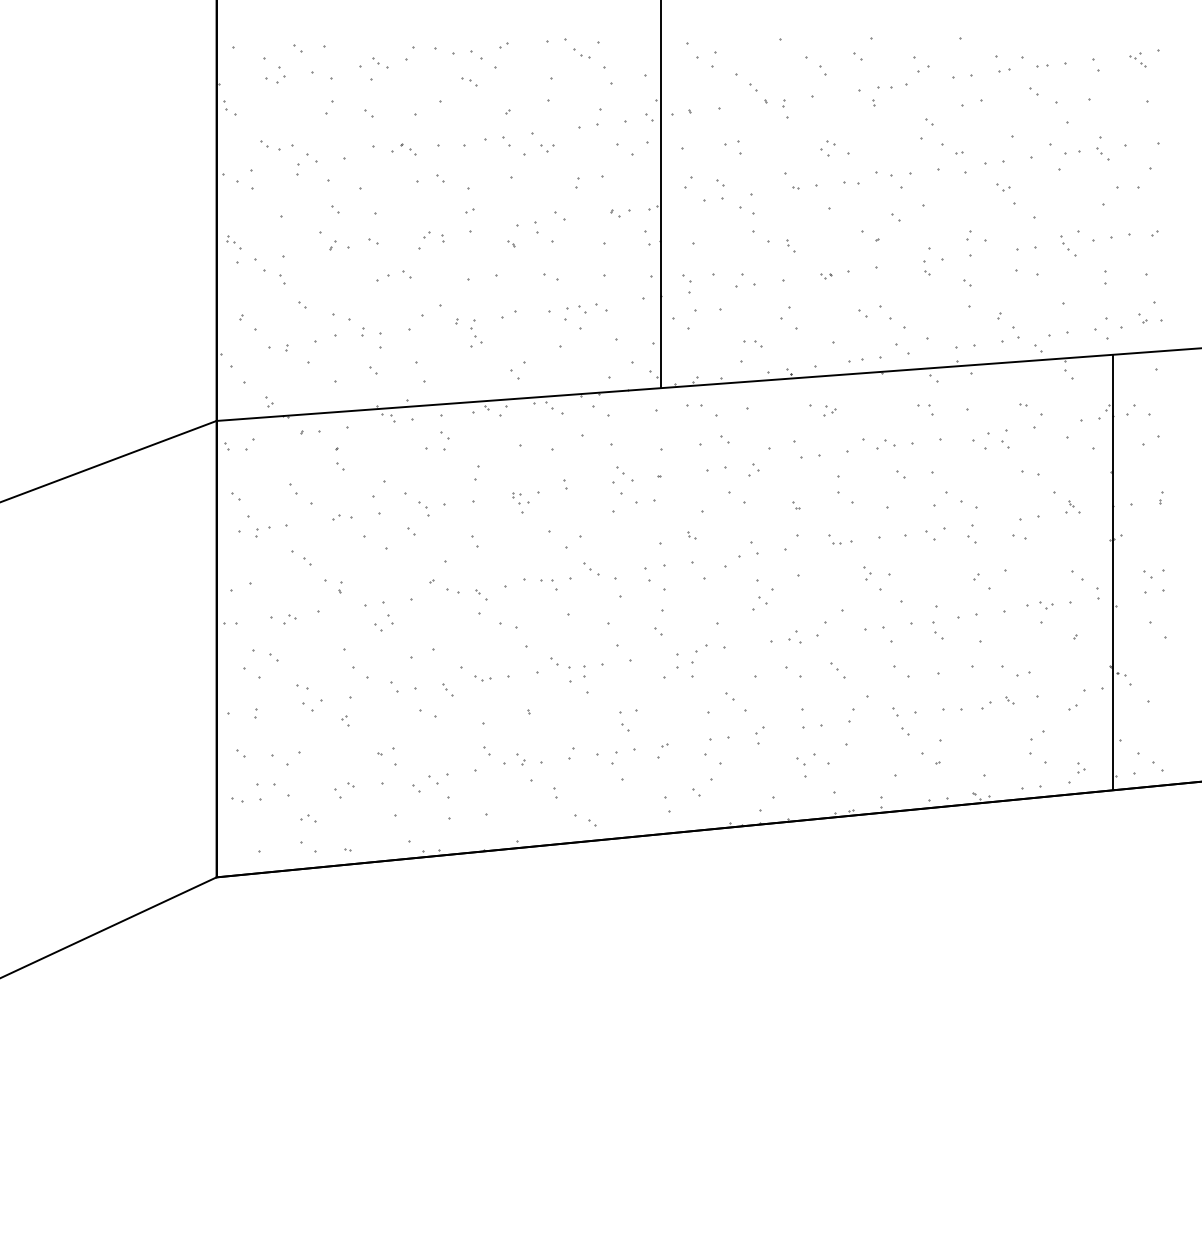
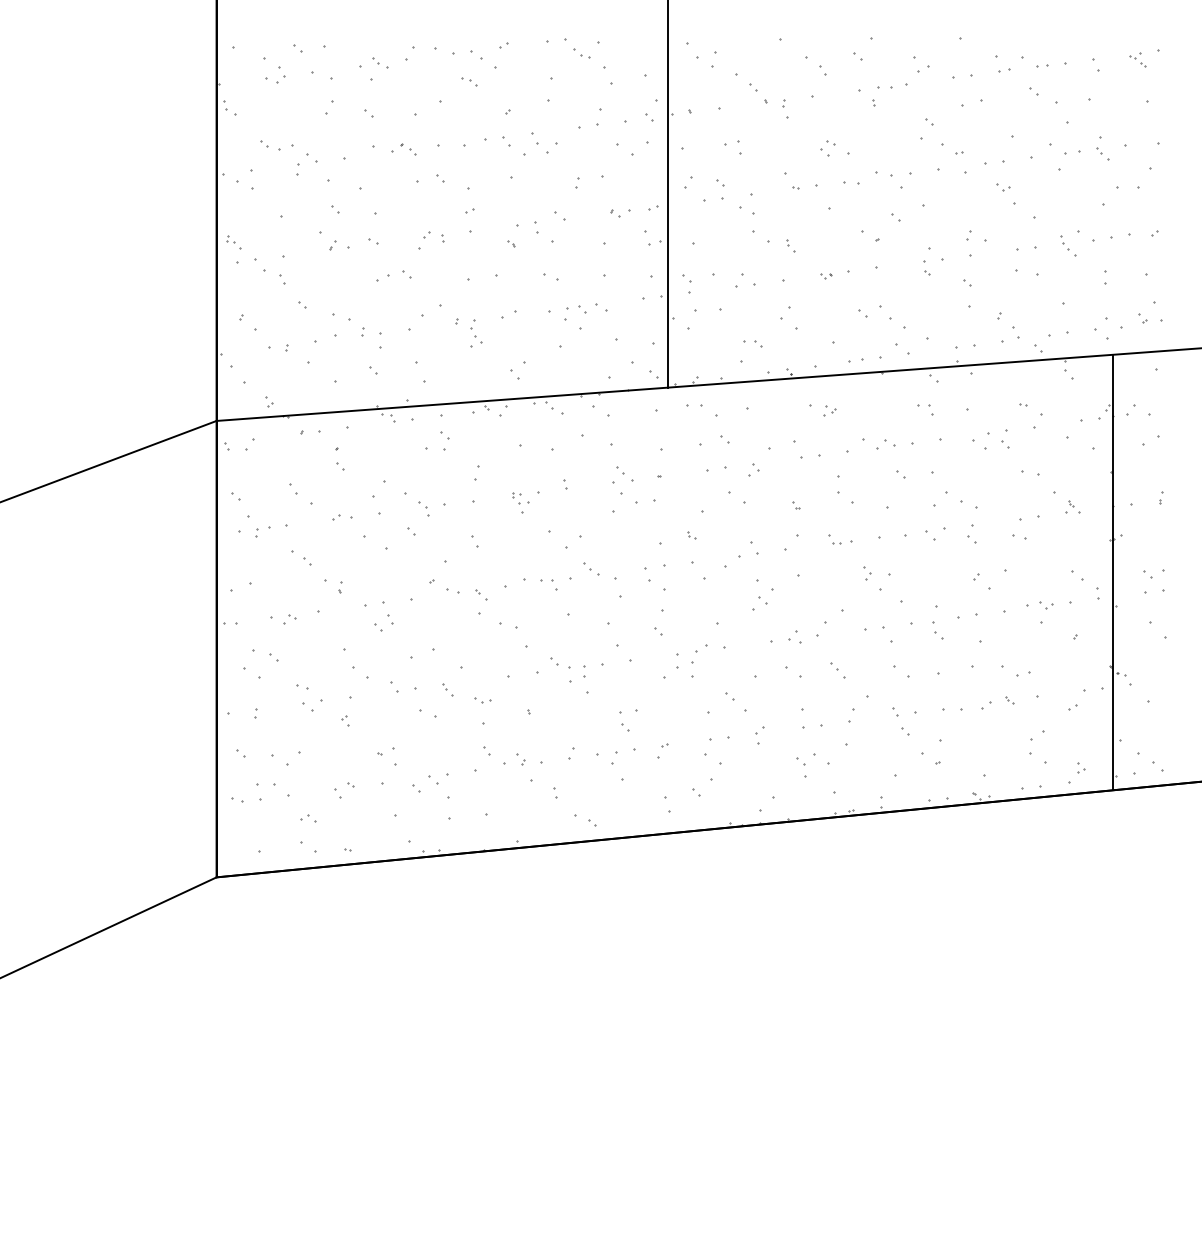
part size: 15x9 px -> 22x12 px (546, 147)
line position: (661, 195) -> (668, 195) (668, 195)
part position: (482, 678) -> (482, 700) (482, 700)
